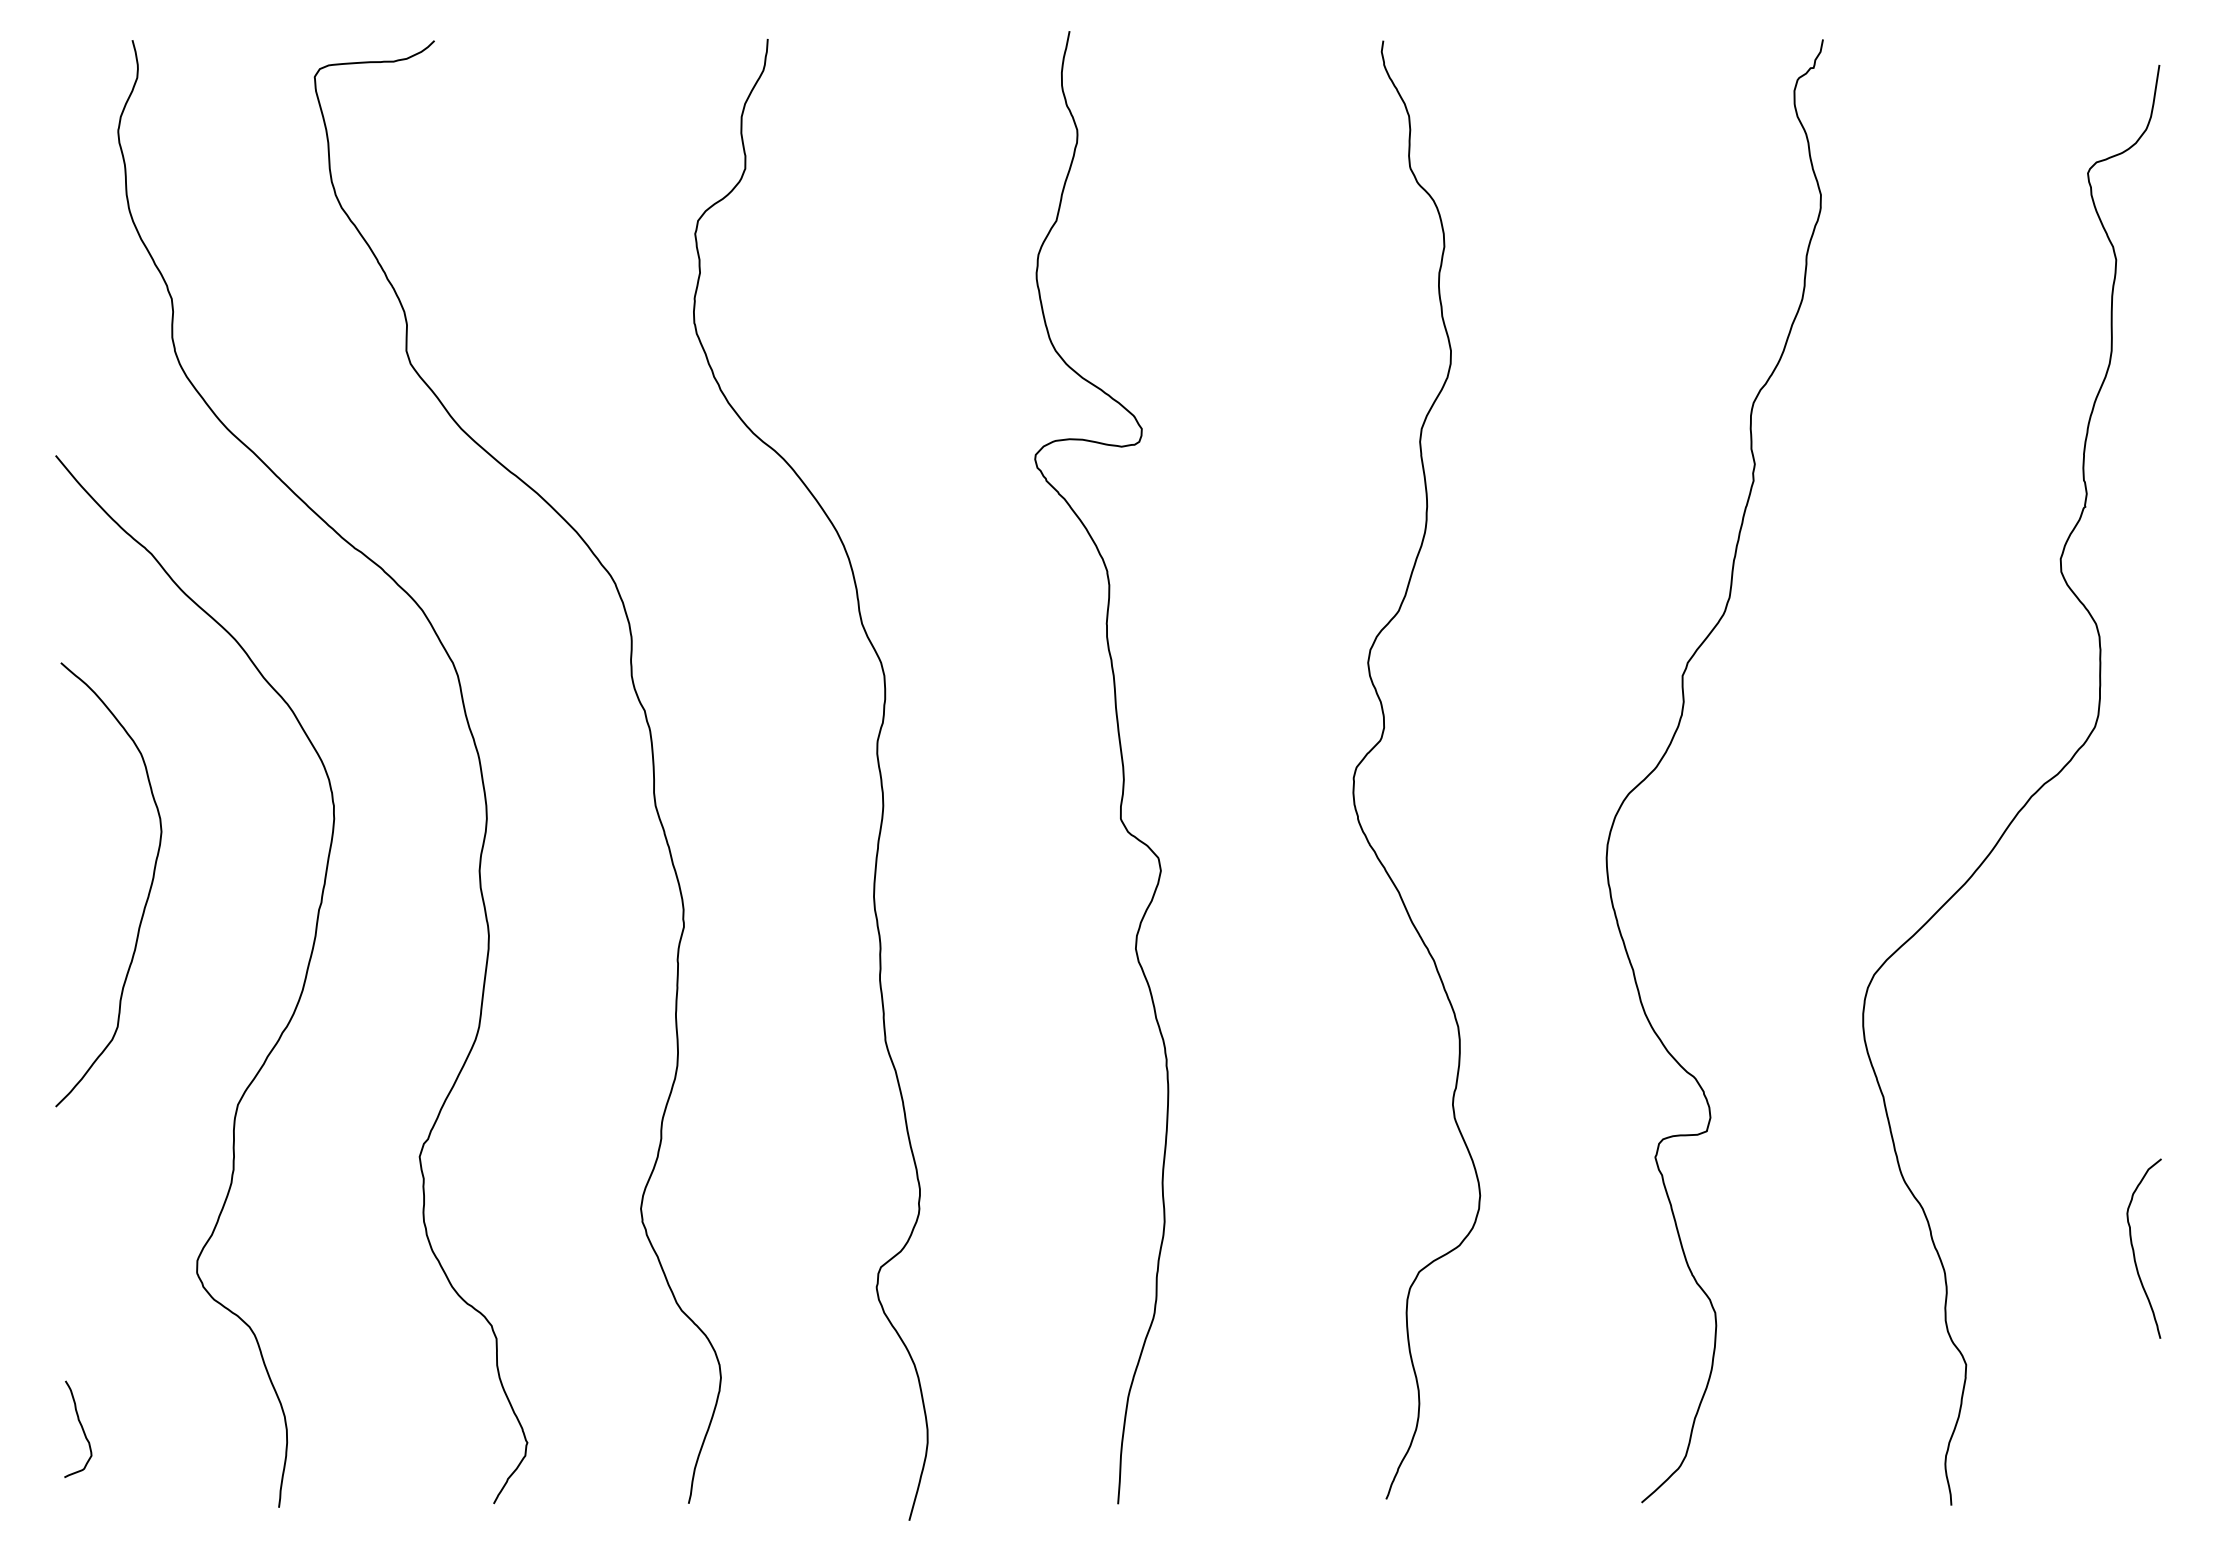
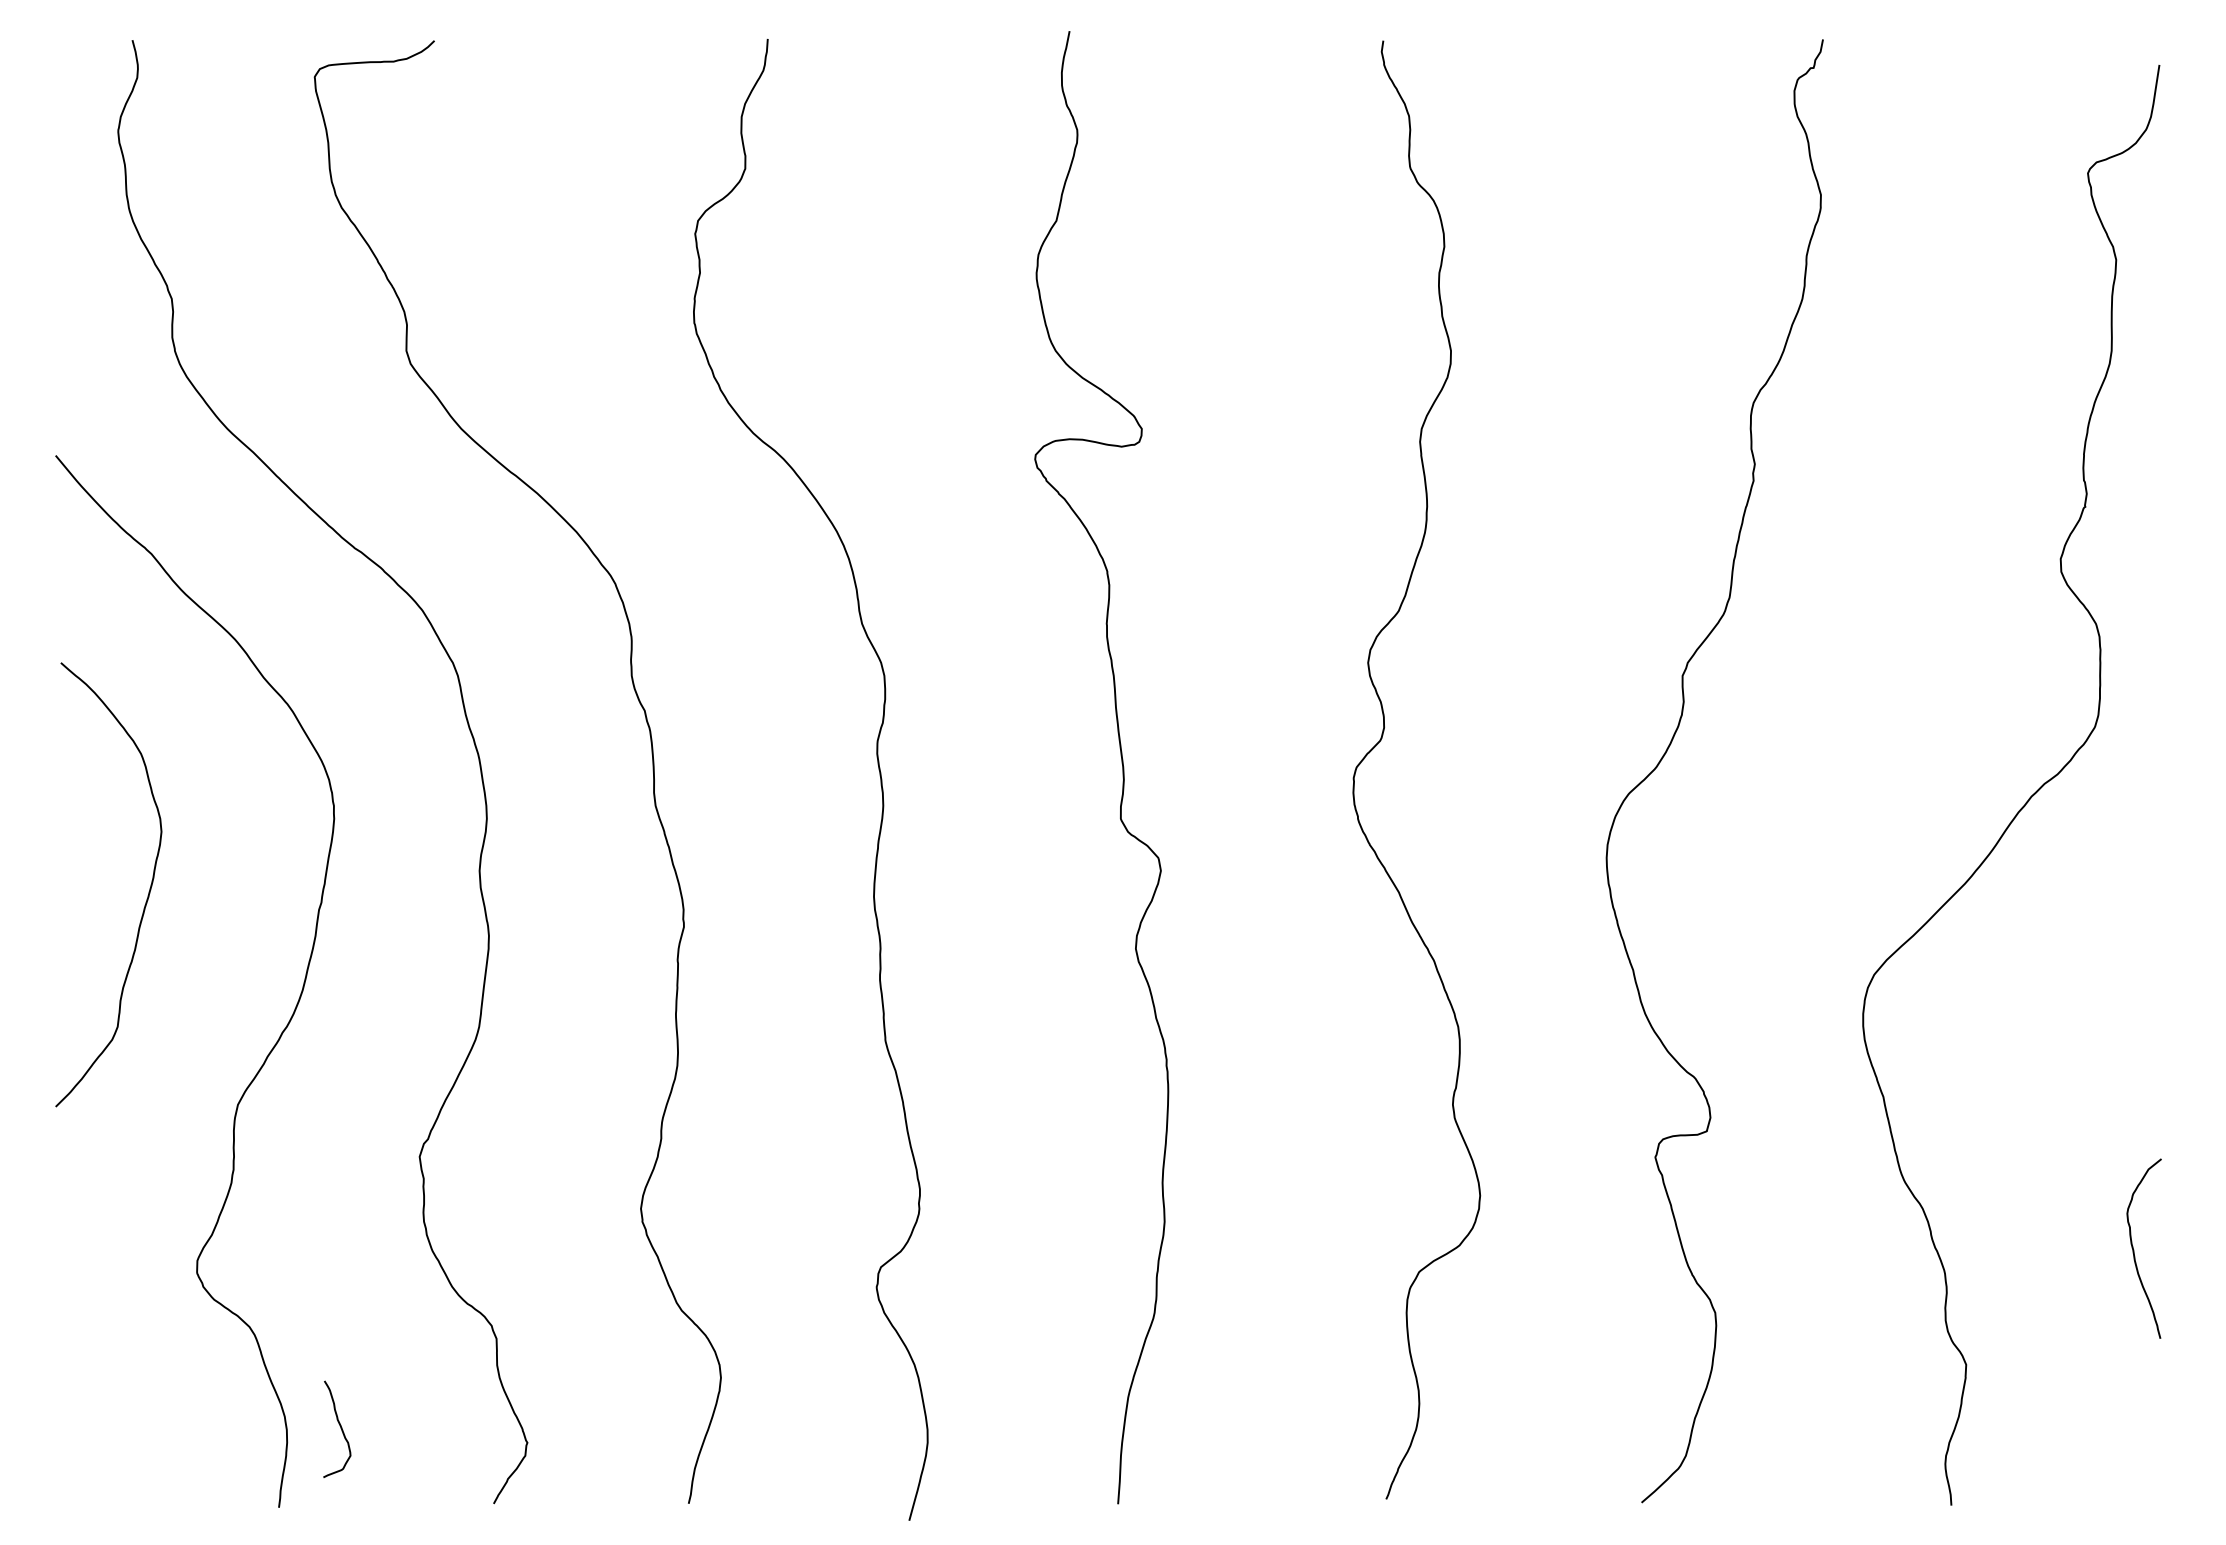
curve position: (80, 1426) -> (339, 1426) (339, 1426)
